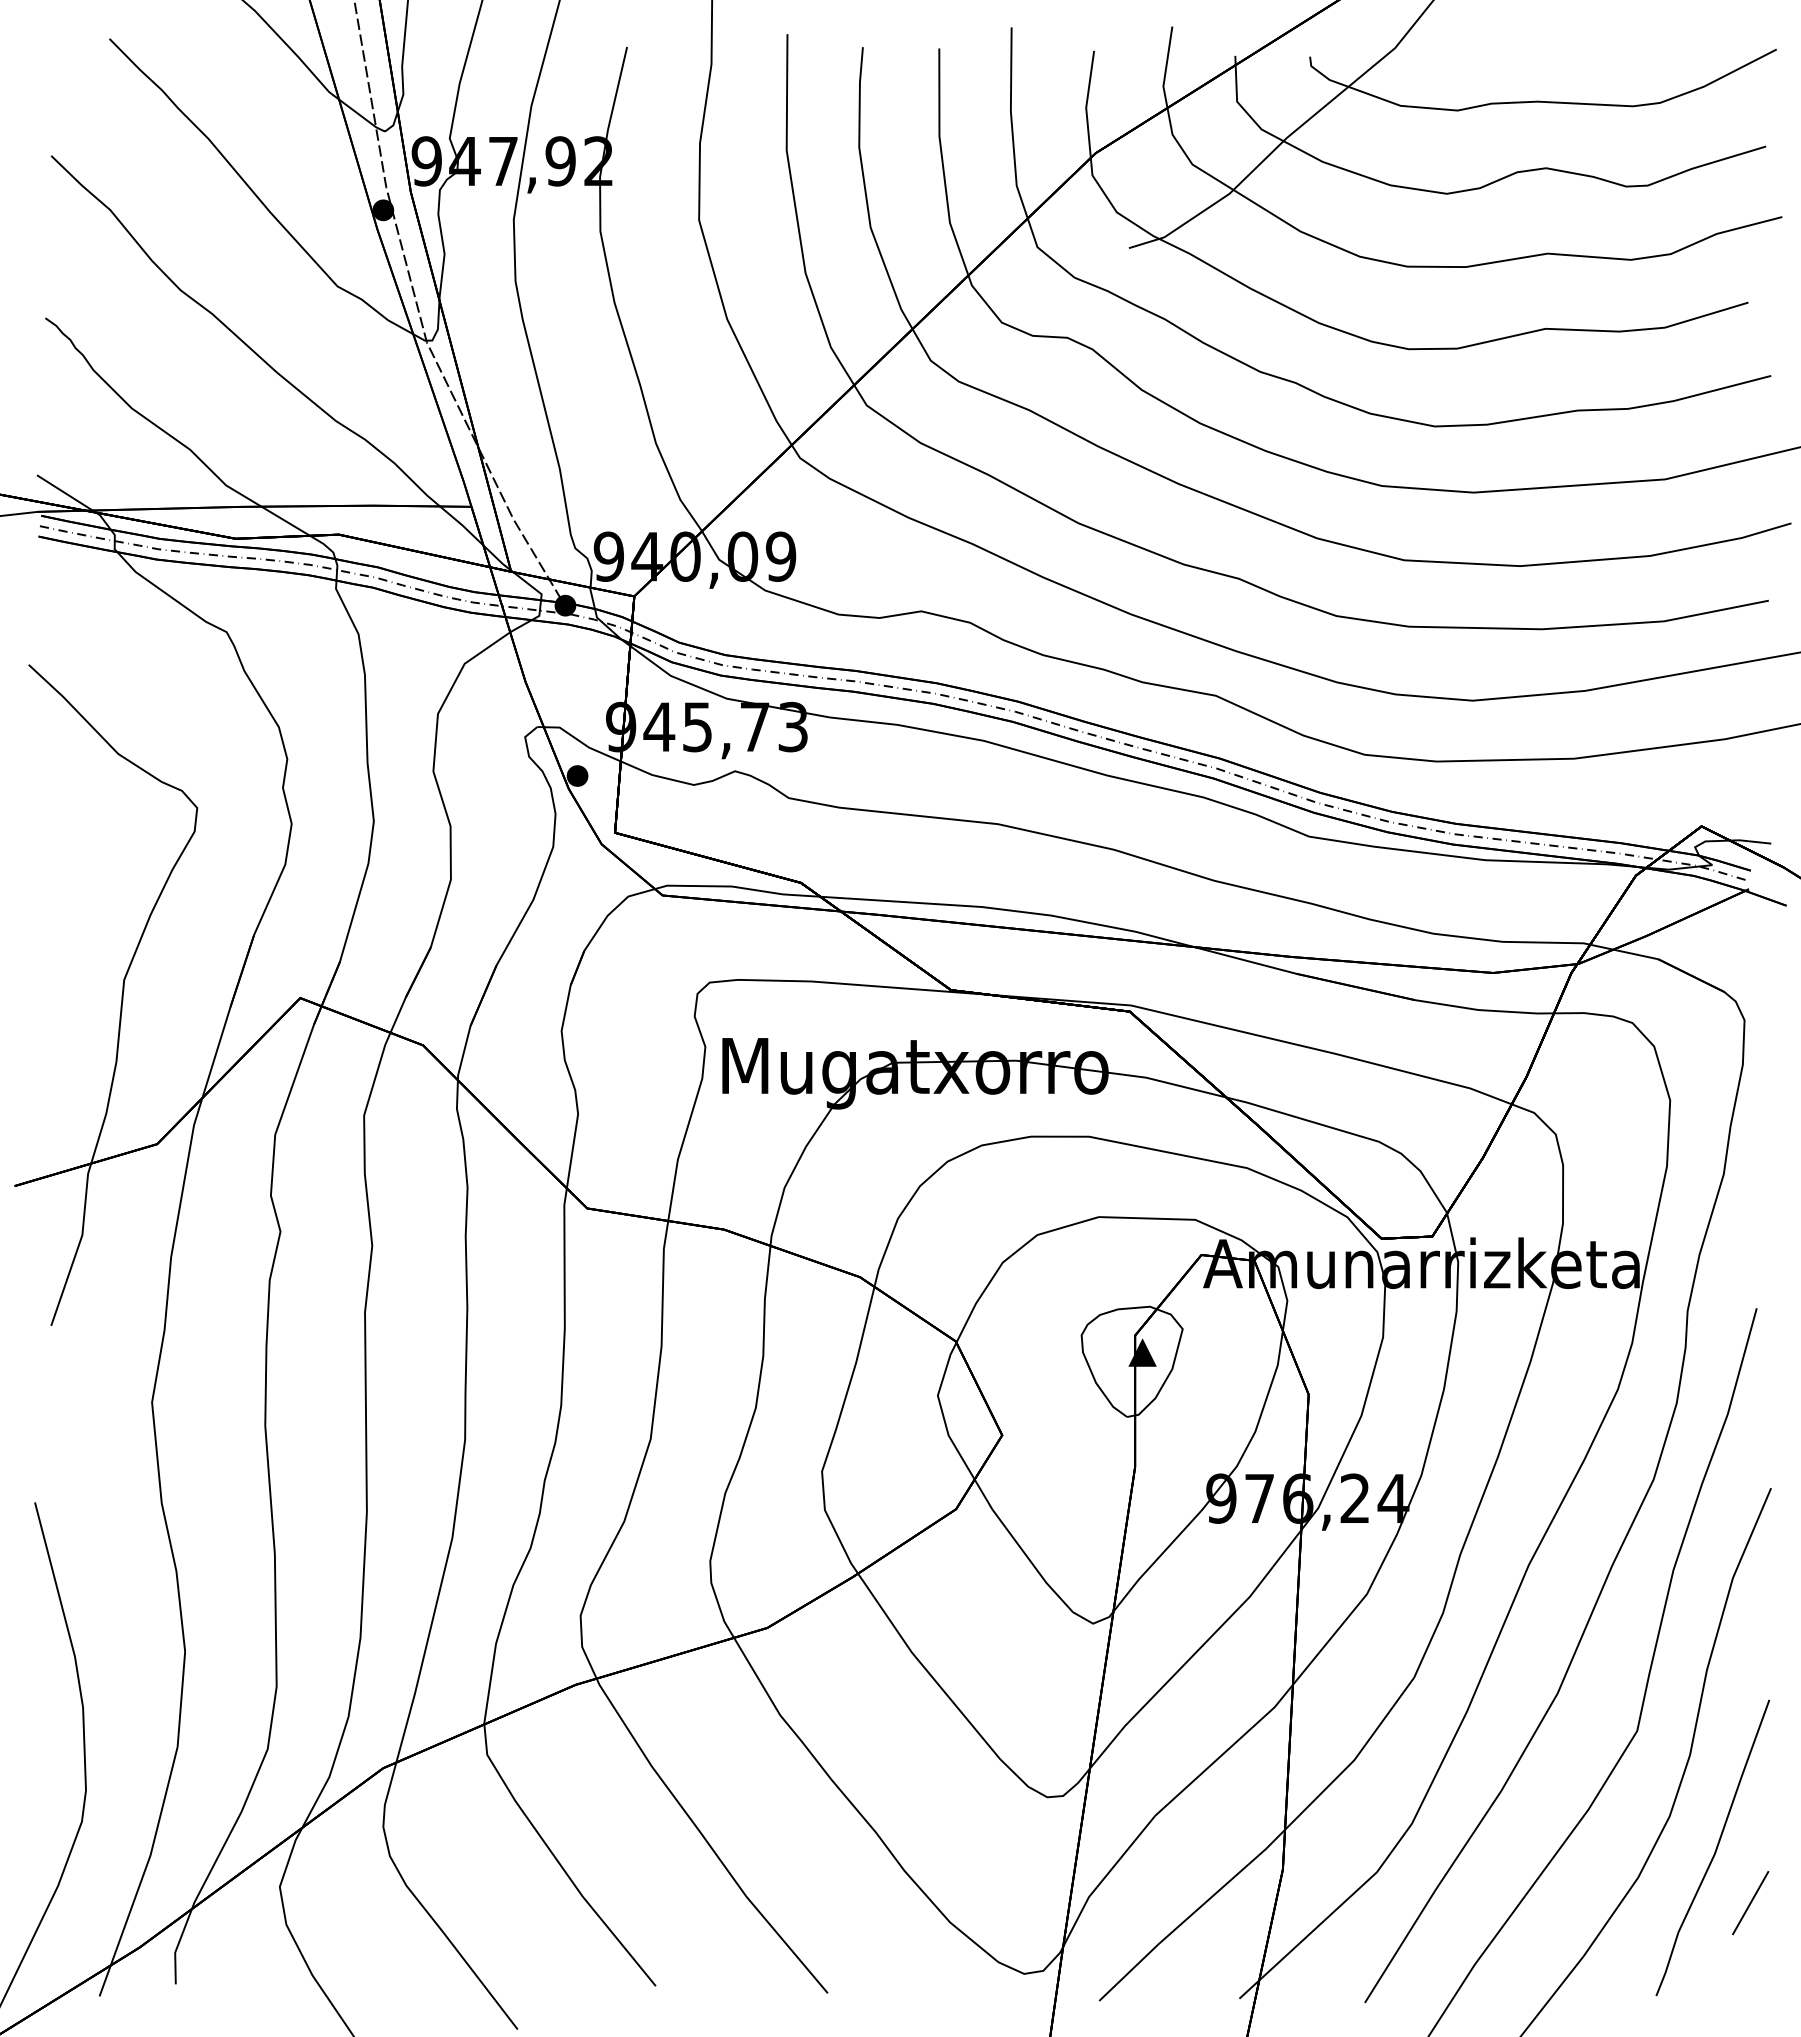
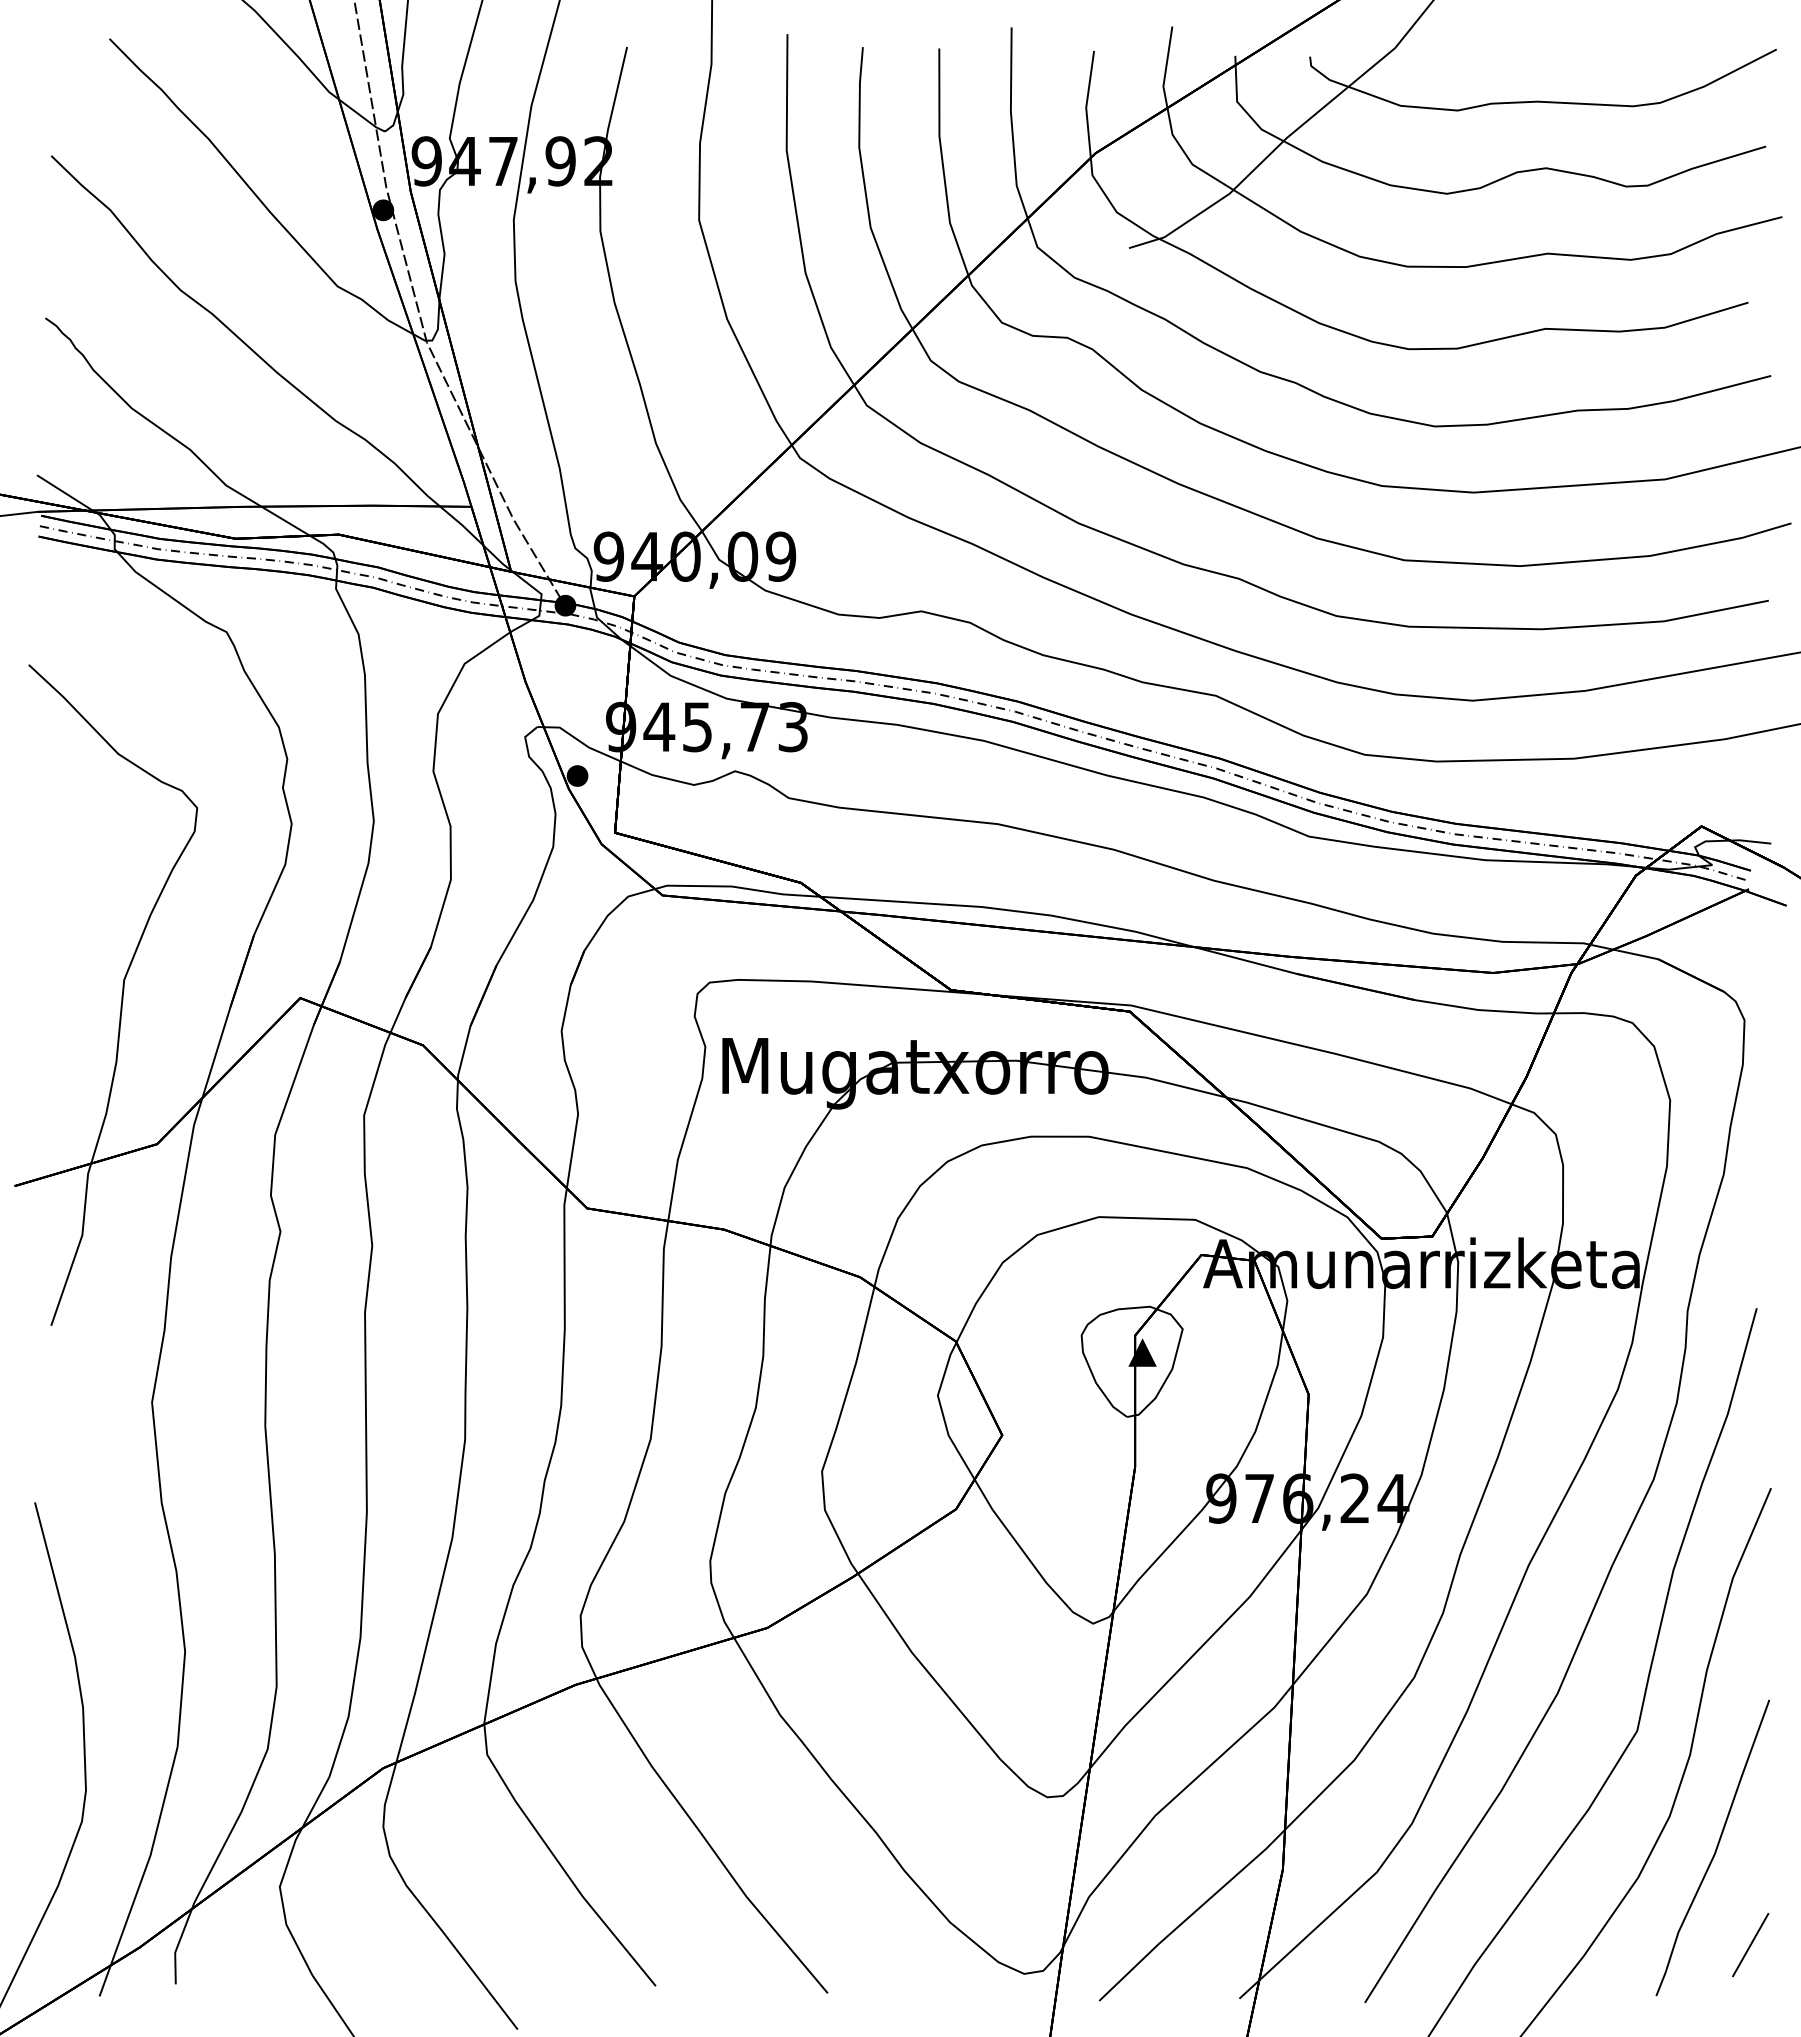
line position: (1750, 1903) -> (1750, 1945) (1750, 1945)
